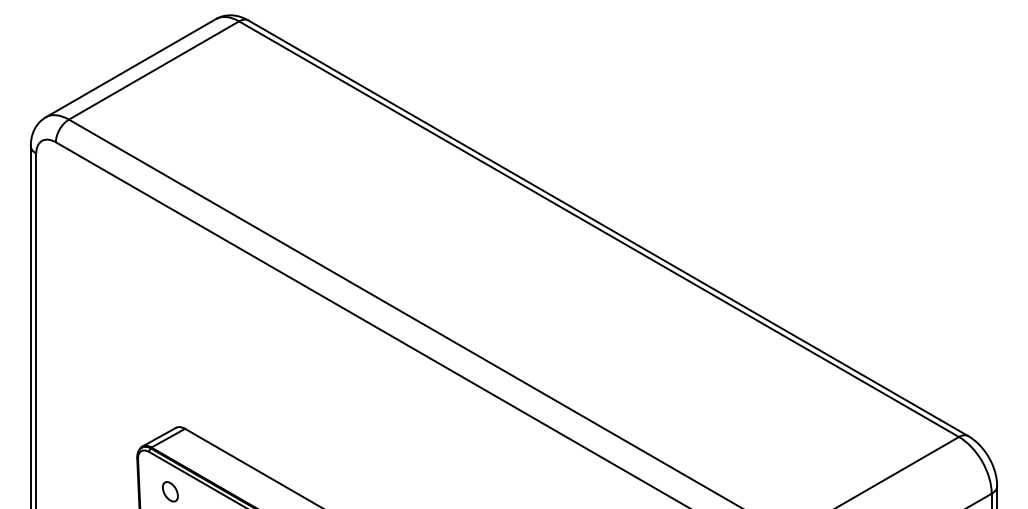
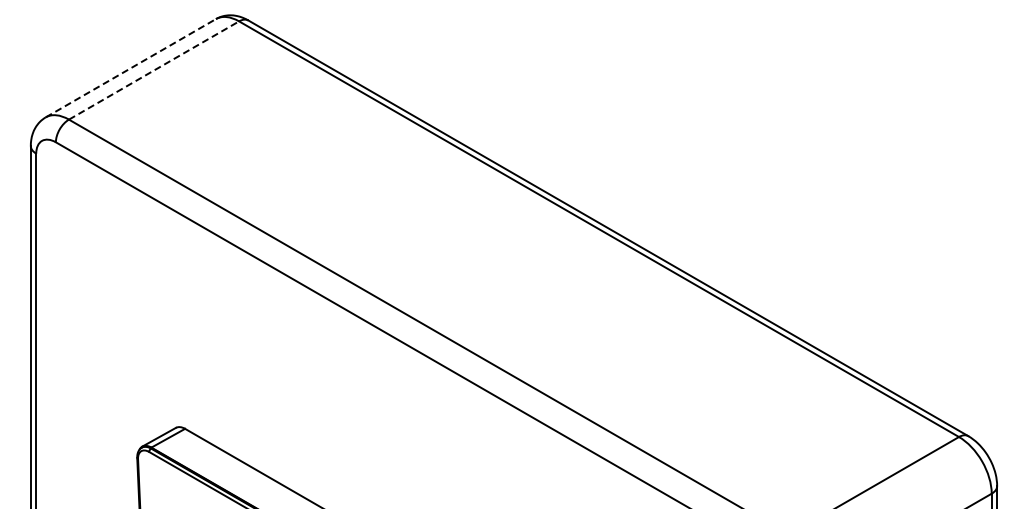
line: solid -> dashed (131, 67)
line: solid -> dashed (154, 70)
part: present -> none (170, 491)
